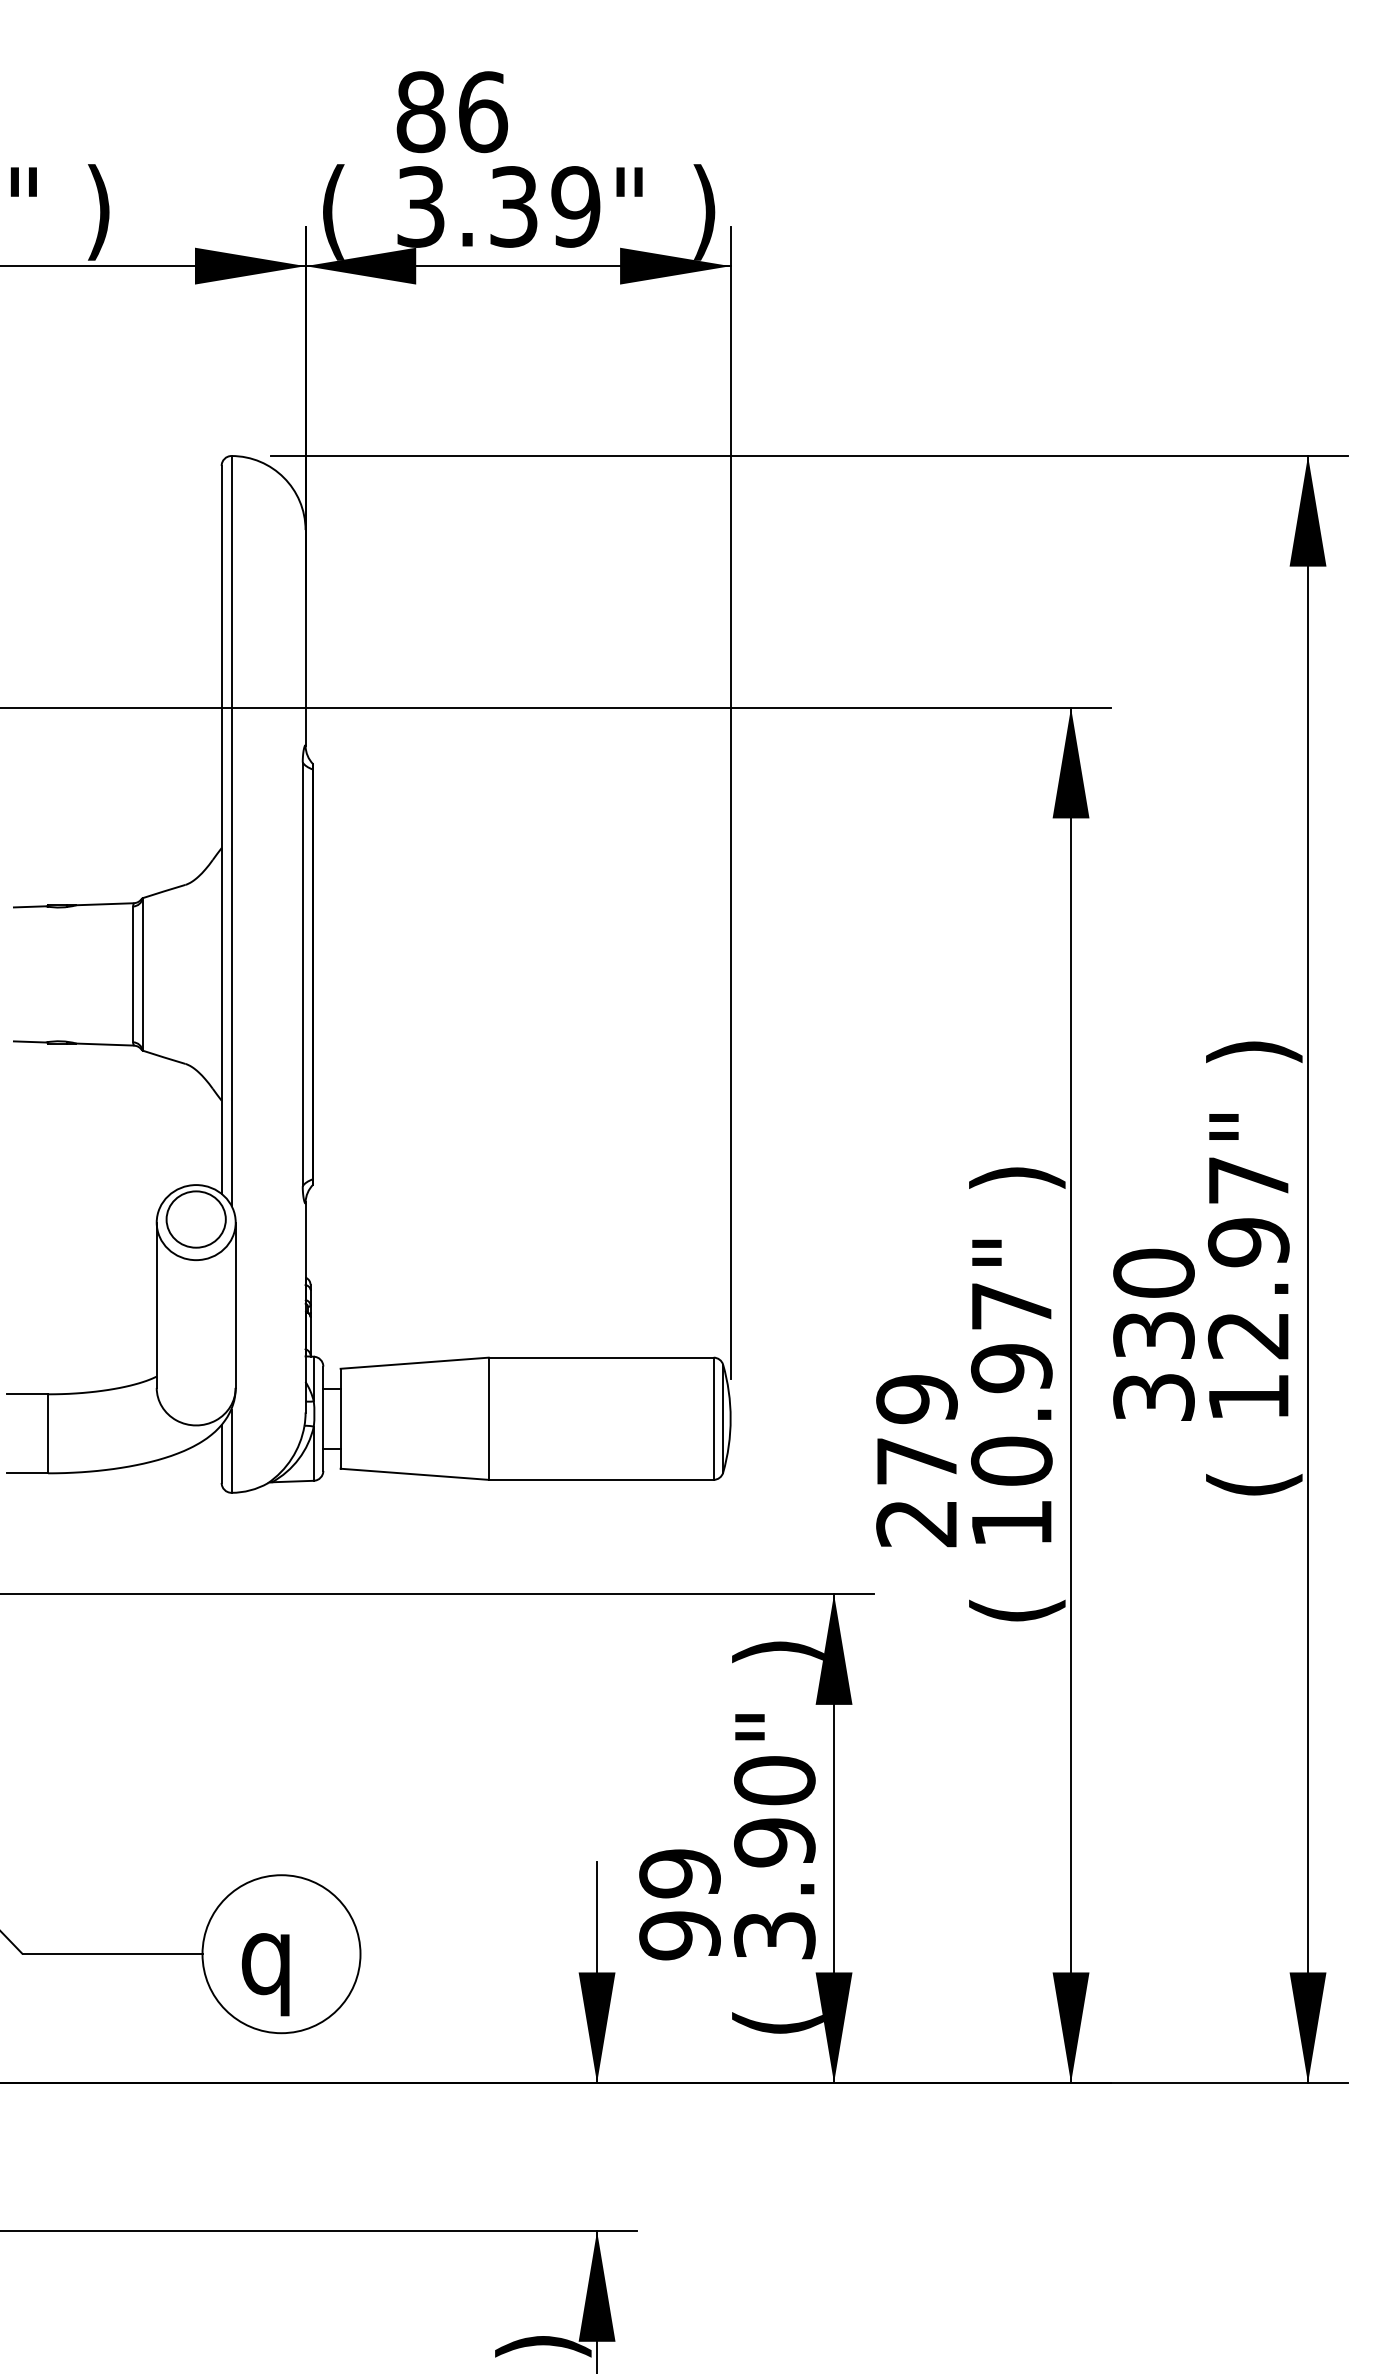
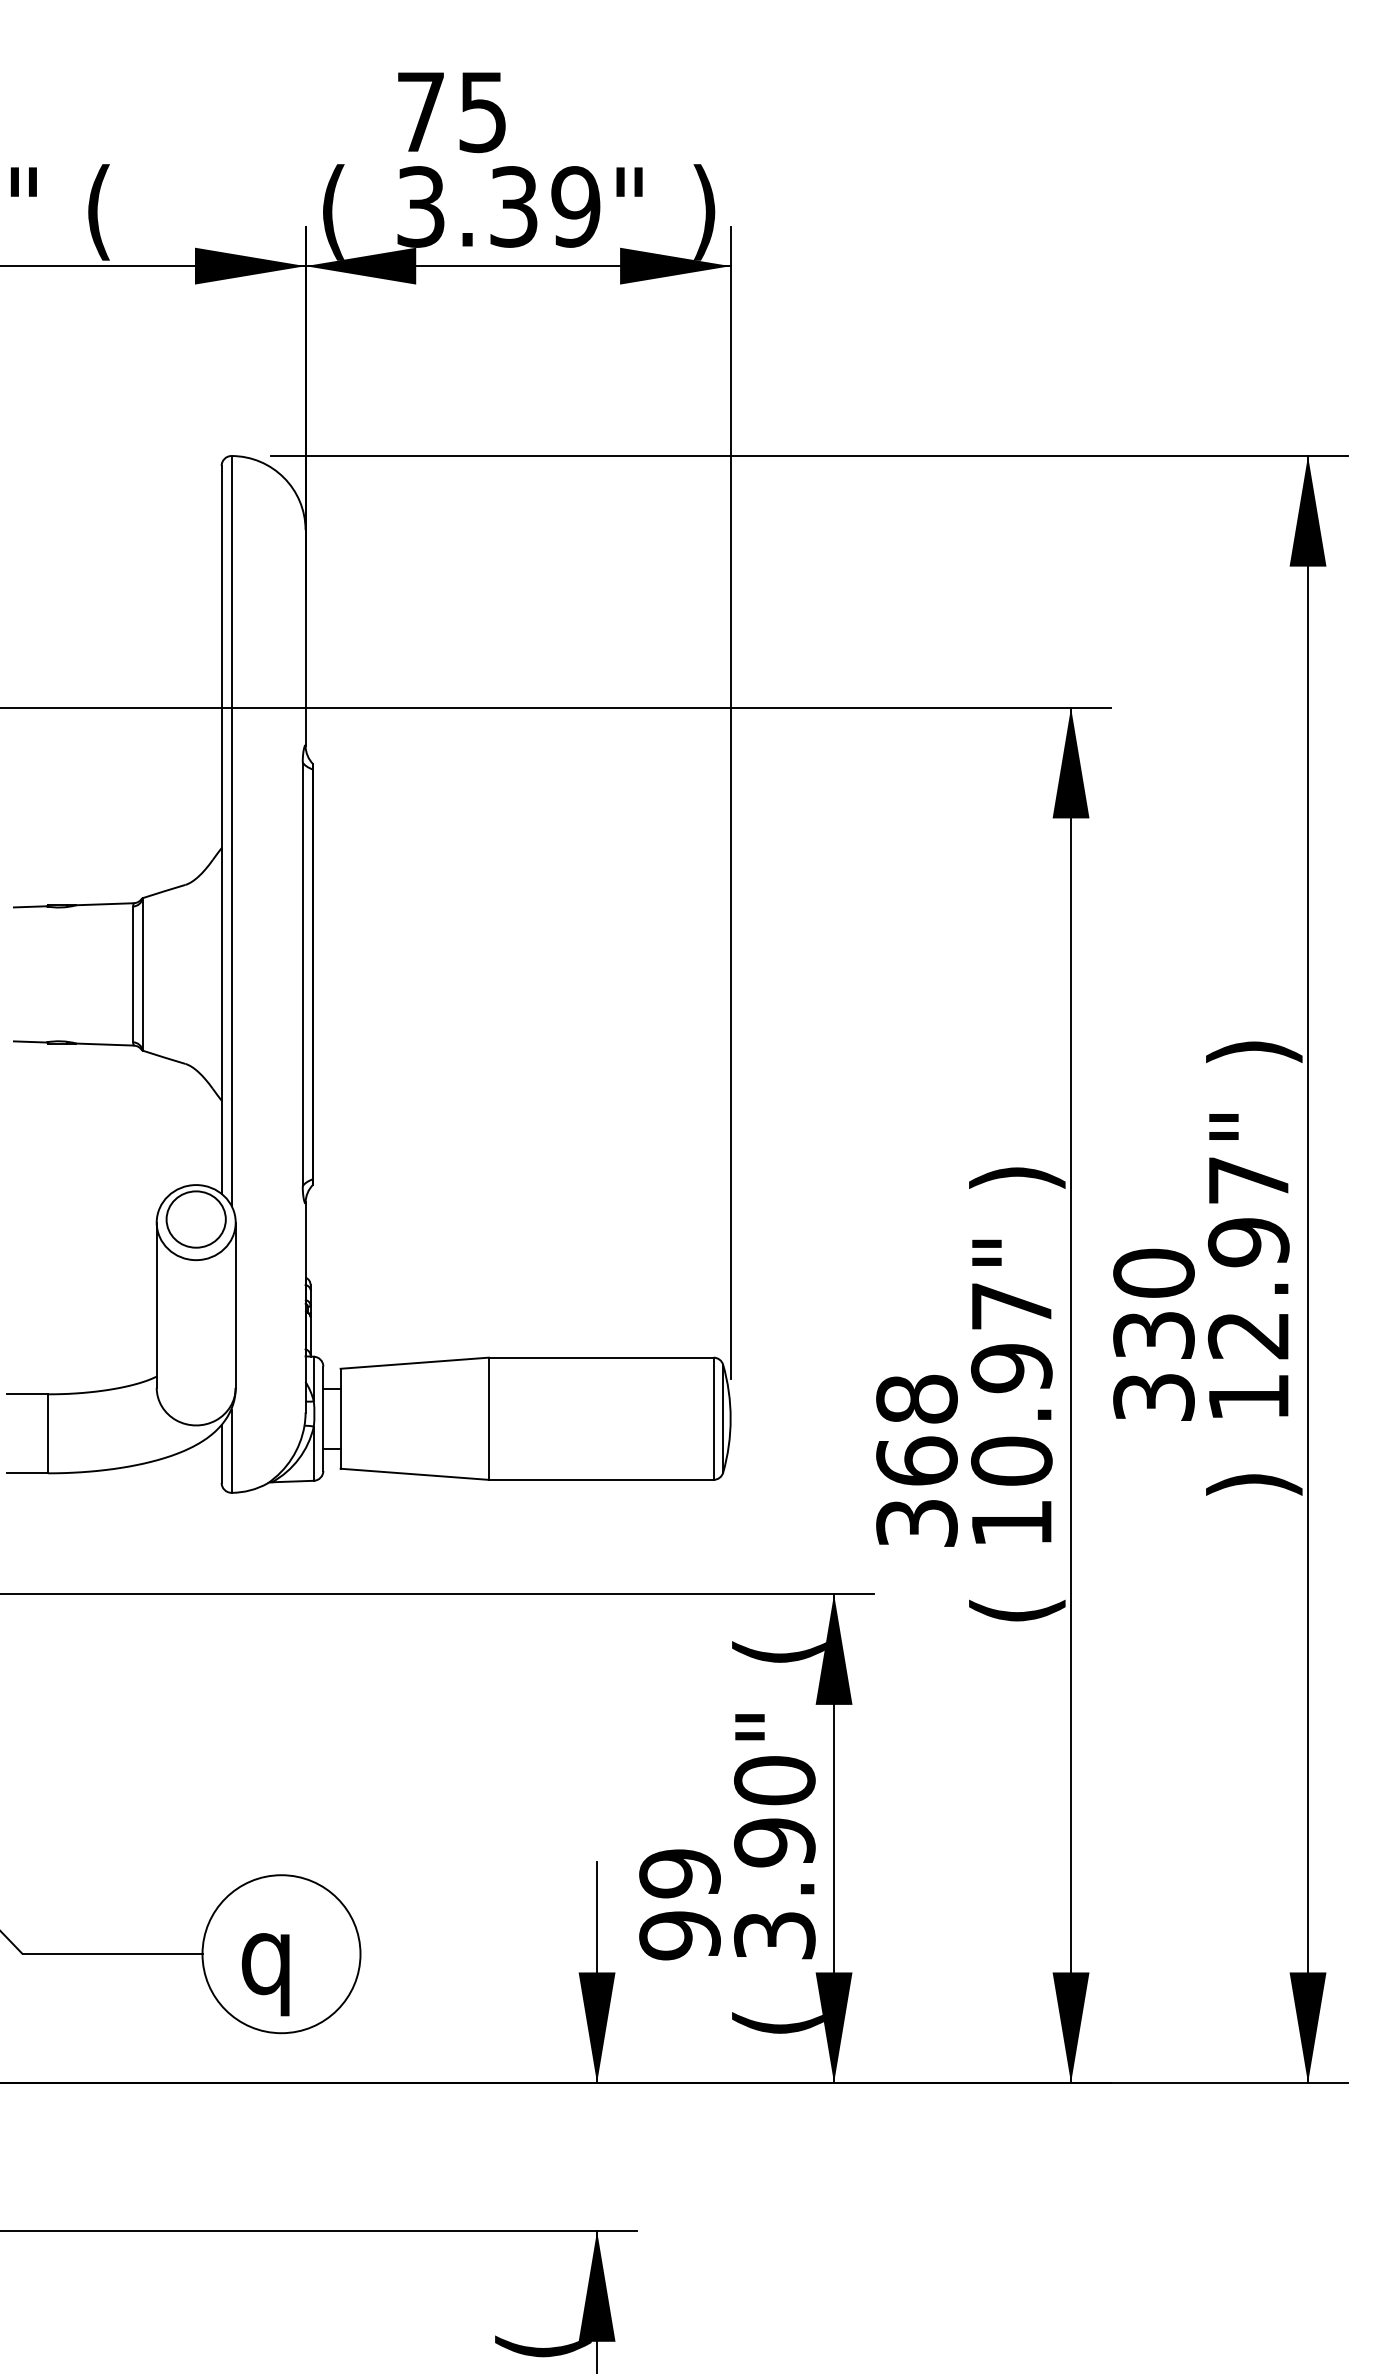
text: 86 -> 75 (452, 112)
text: ) -> ( (98, 212)
text: 279 -> 368 (916, 1460)
text: ( -> ) (1254, 1484)
text: ) -> ( (778, 1652)
text: ) -> ( (543, 2346)
